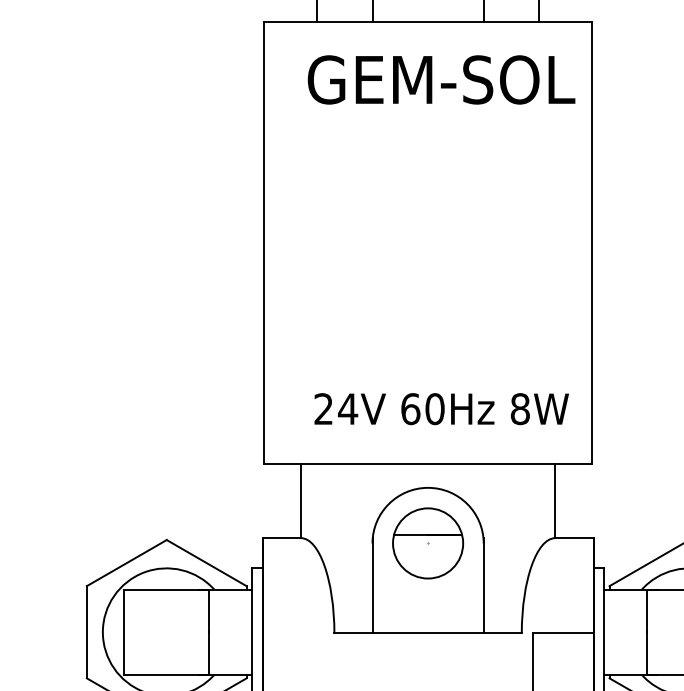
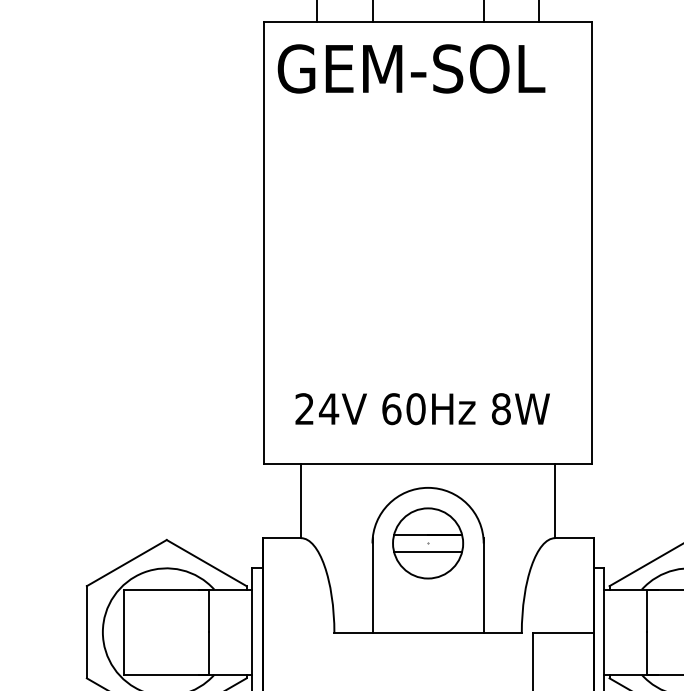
text position: (441, 79) -> (411, 68) (411, 68)
text position: (441, 409) -> (422, 409) (422, 409)
line: none -> present (427, 551)
